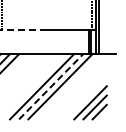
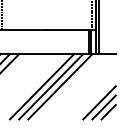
line: dashed -> solid (23, 29)
line: dashed -> solid (51, 86)
part position: (90, 102) -> (99, 102) (99, 102)
